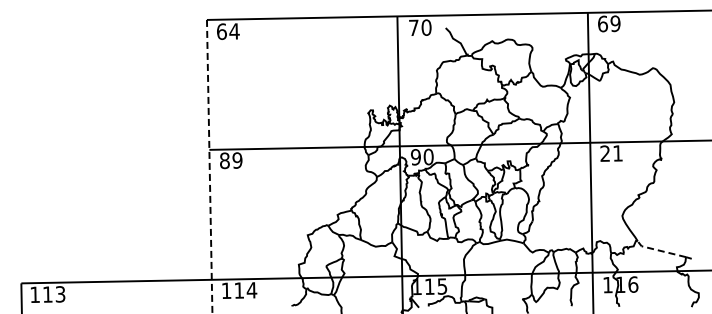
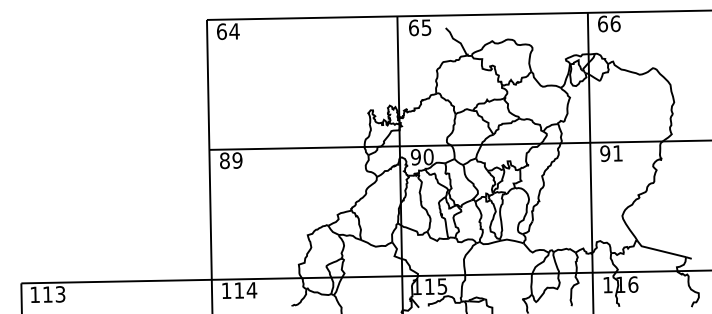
text: 69 -> 66 (615, 23)
text: 70 -> 65 (420, 27)
text: 21 -> 91 (605, 153)
line: dashed -> solid (209, 166)
line: dashed -> solid (659, 250)
